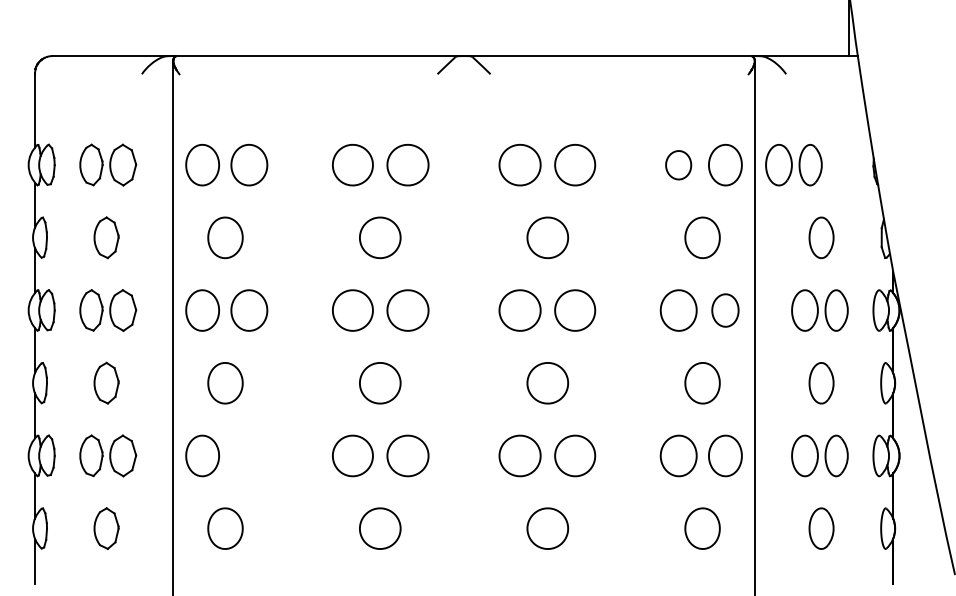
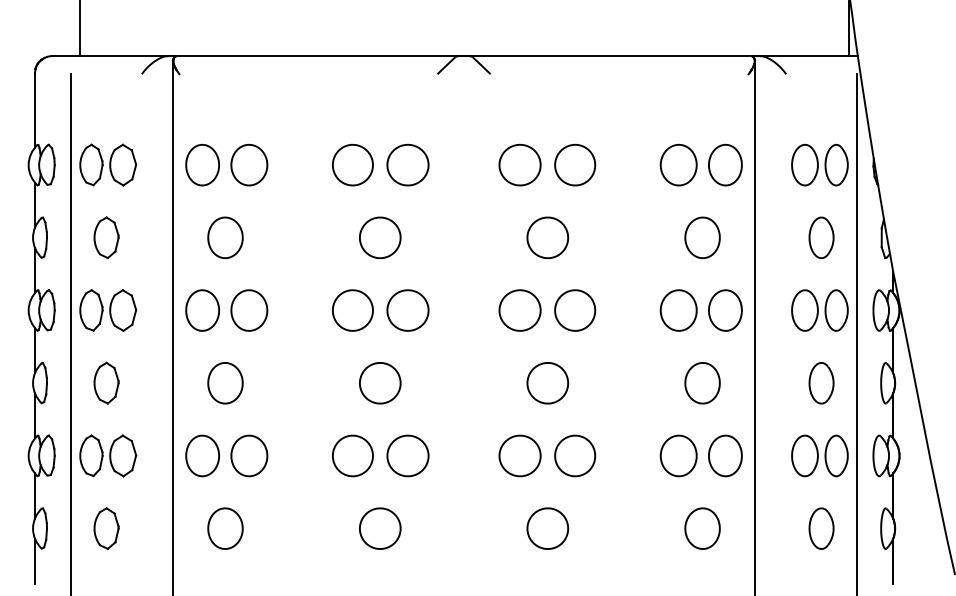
line: none -> present (79, 29)
part size: 28x31 px -> 39x43 px (678, 165)
part position: (793, 165) -> (819, 165) (819, 165)
part size: 29x35 px -> 35x43 px (725, 310)
line: none -> present (70, 333)
line: none -> present (857, 333)
part: none -> present (249, 455)
